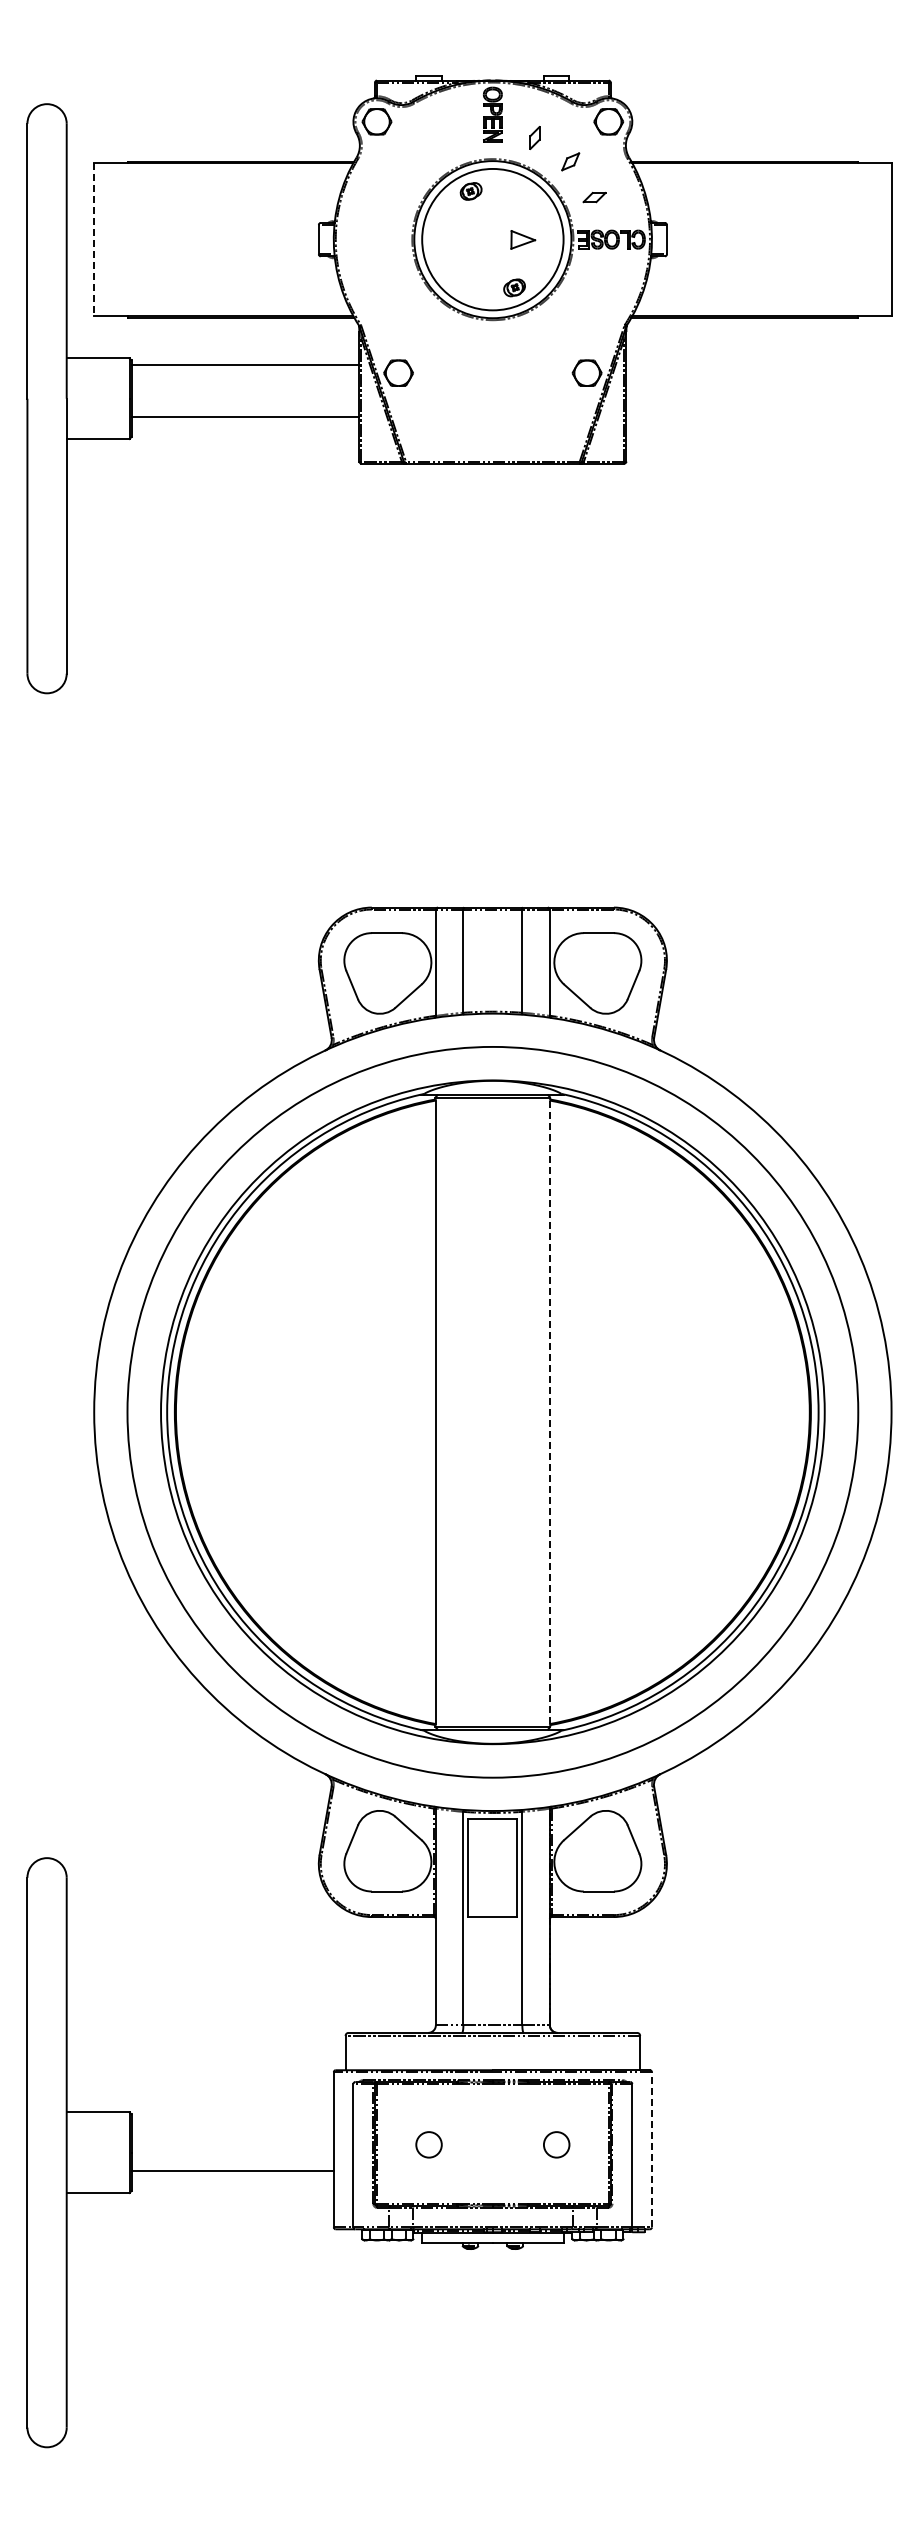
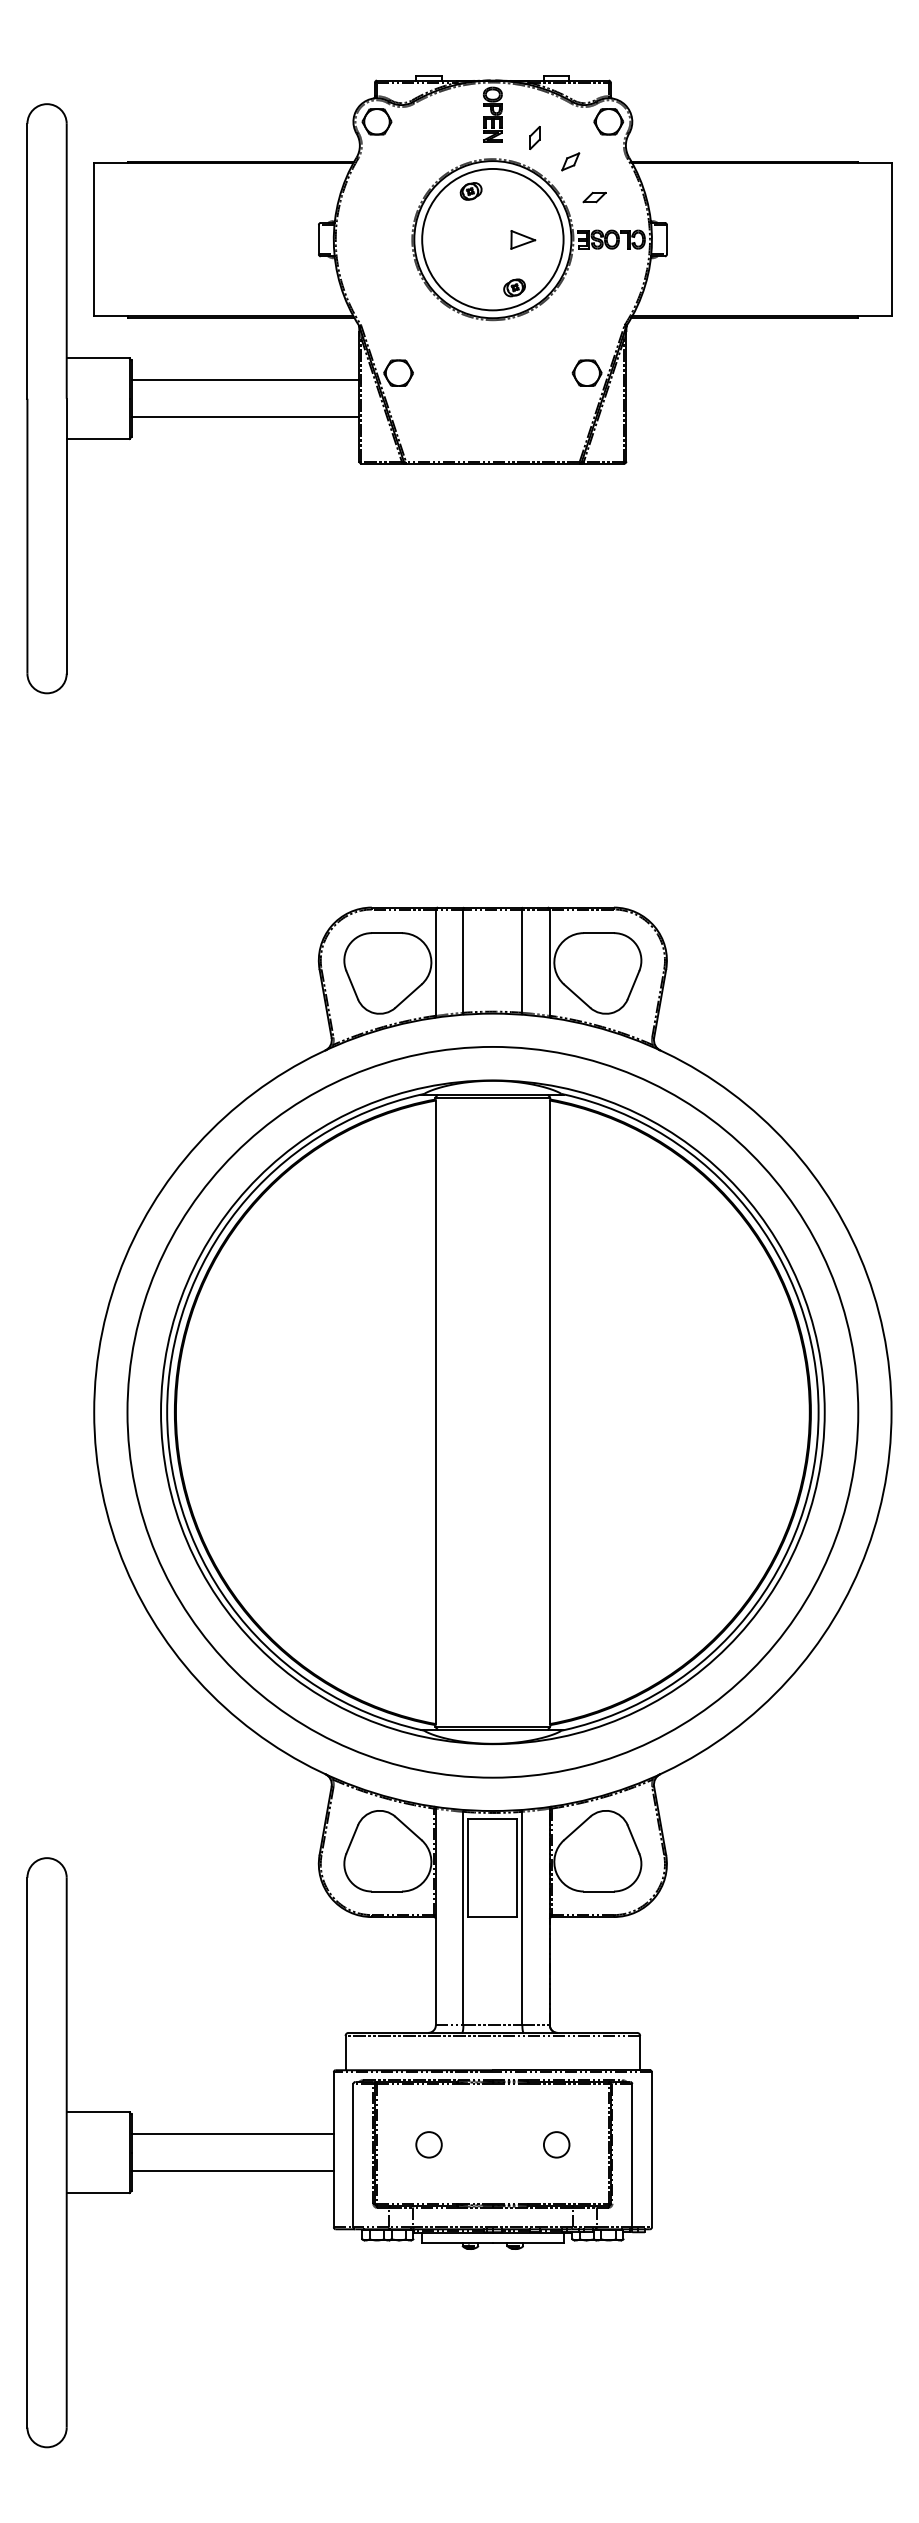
line: dashed -> solid (94, 239)
line position: (245, 365) -> (245, 380) (245, 380)
line: dashed -> solid (549, 1412)
line: none -> present (232, 2134)
line: dashed -> solid (651, 2149)
